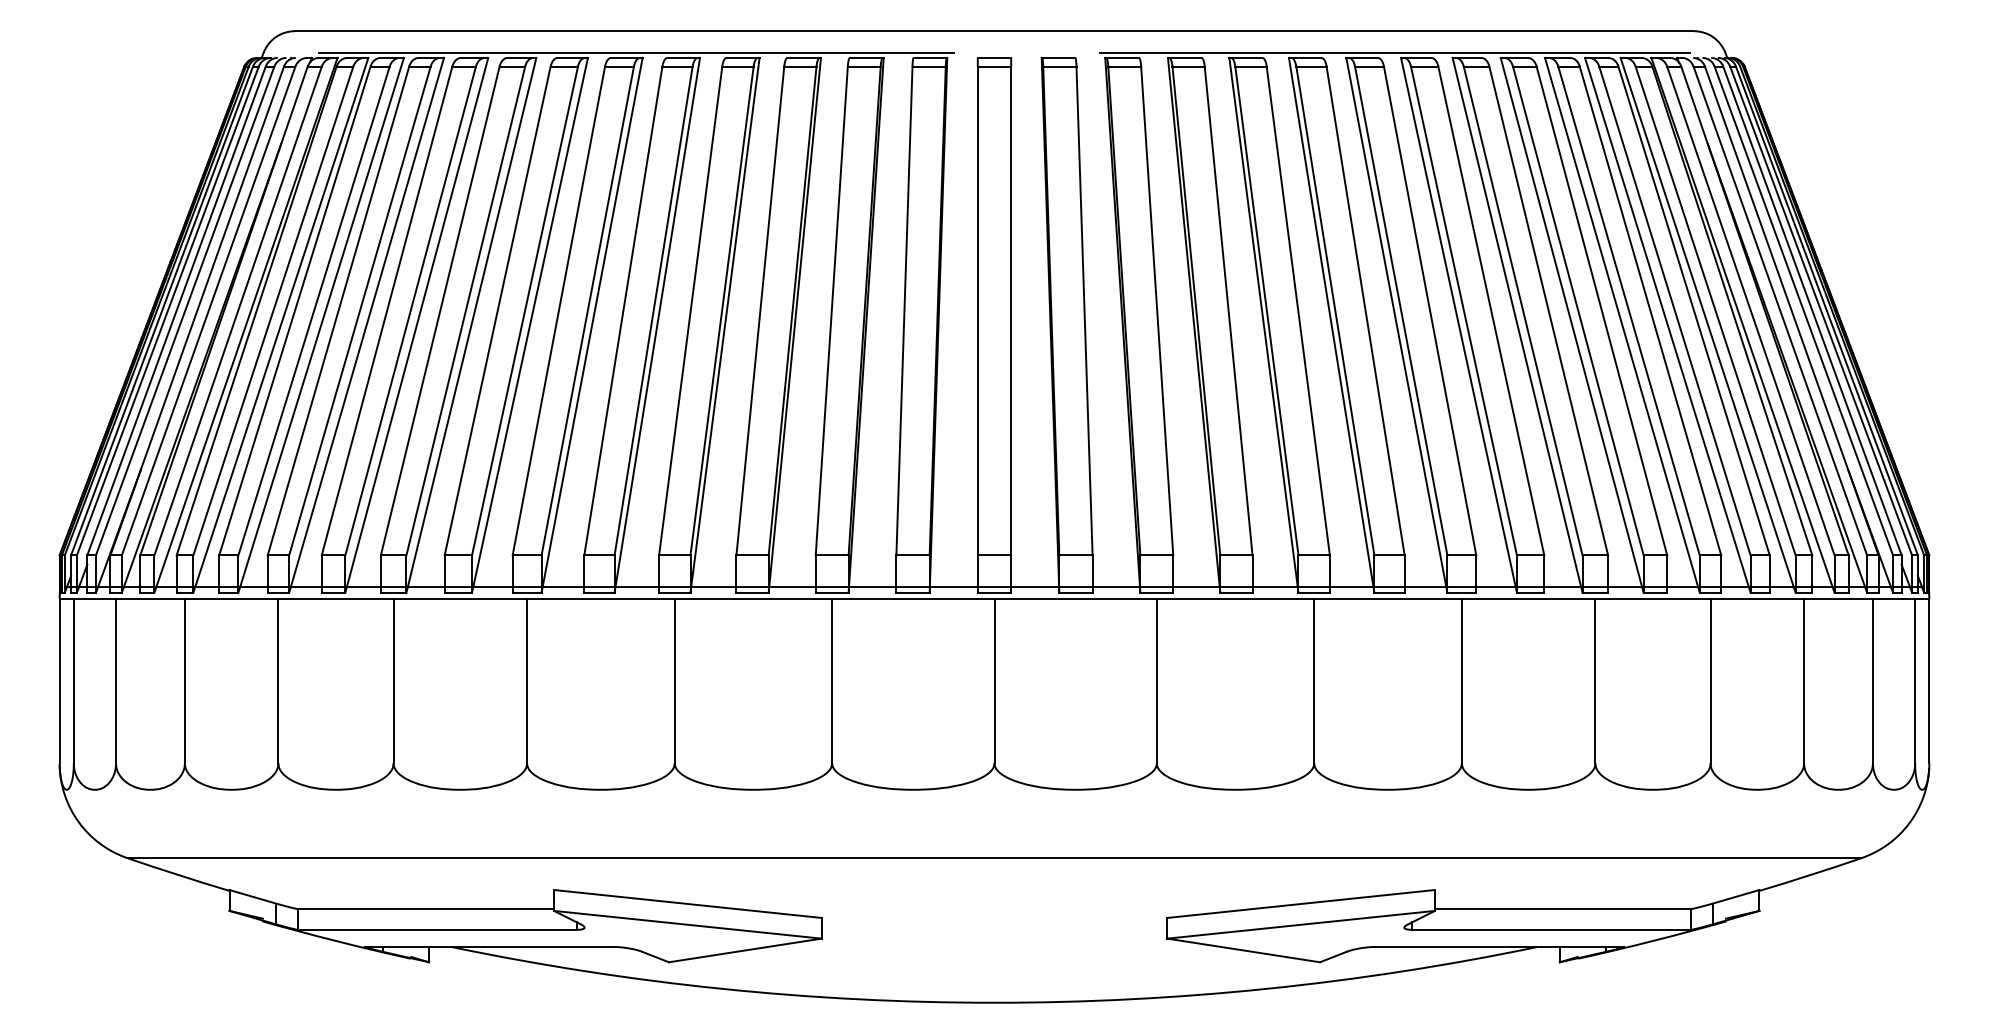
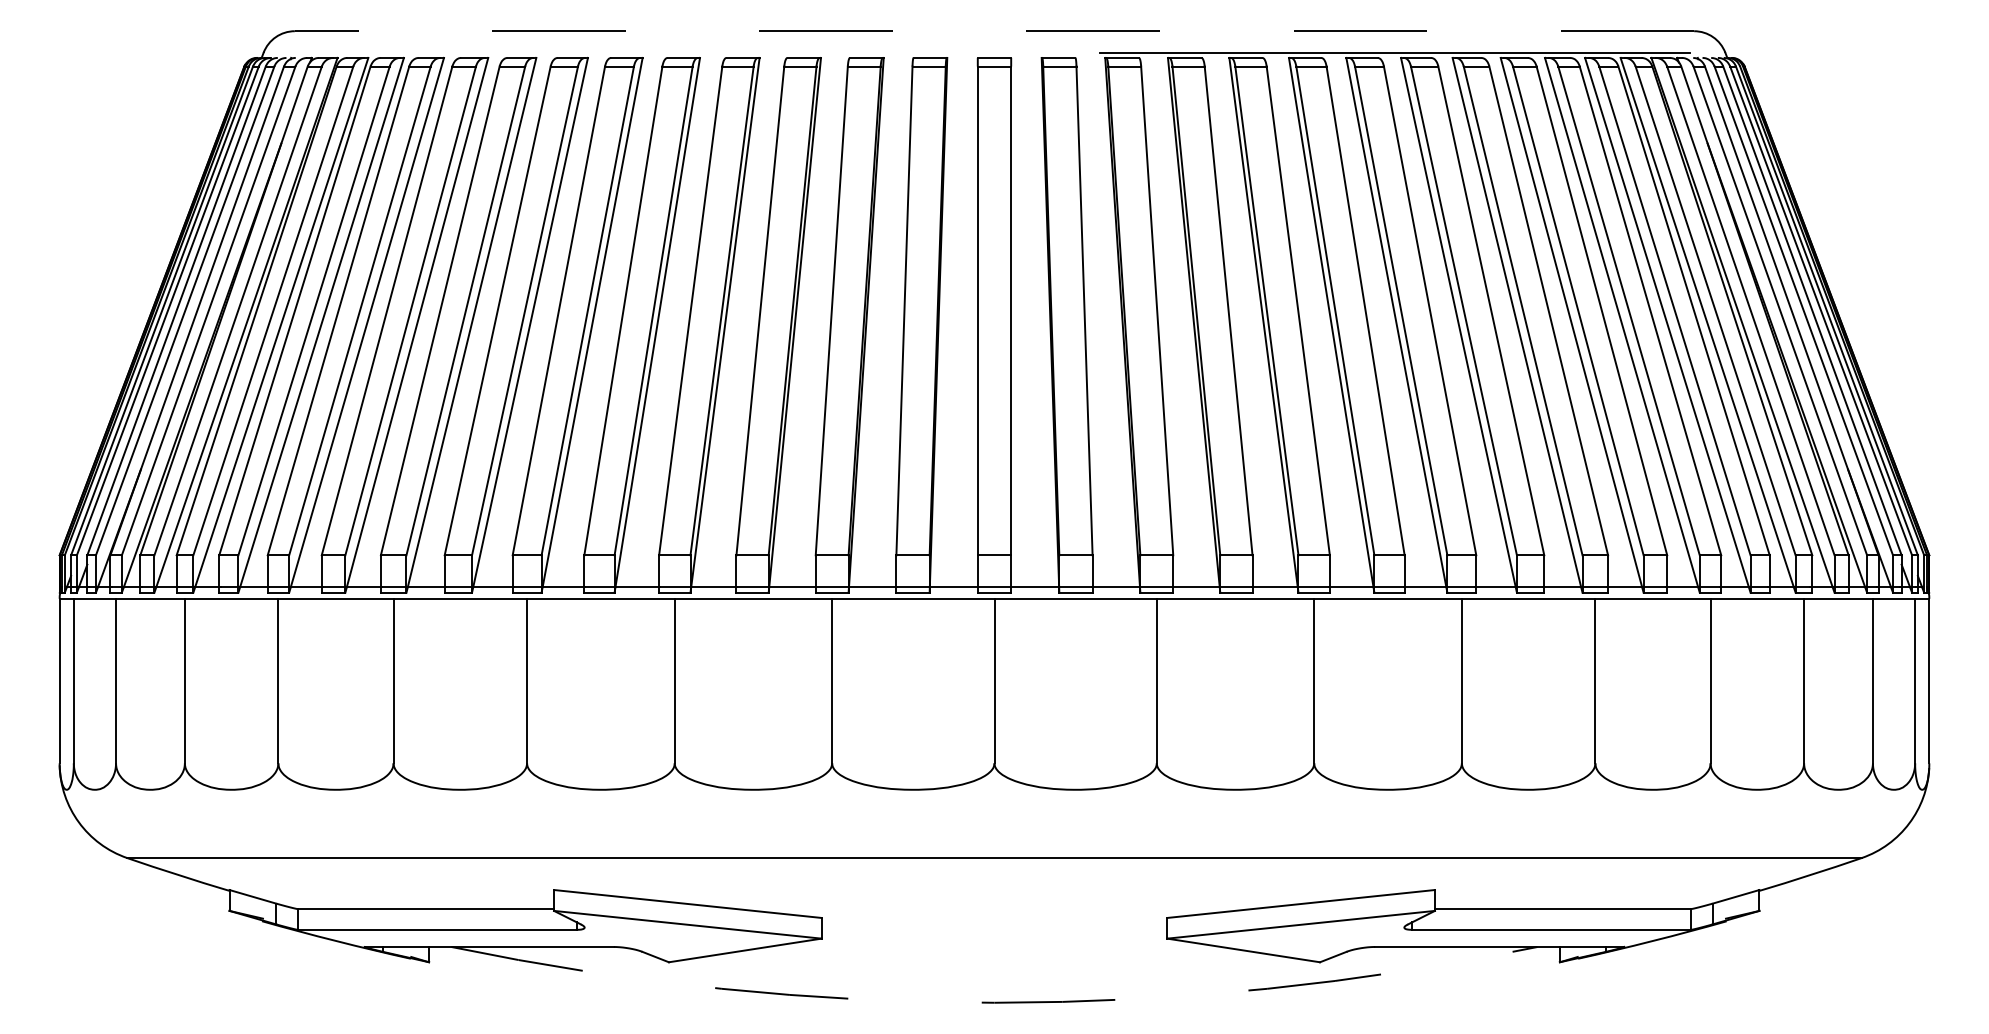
line: solid -> dashed (994, 31)
line: present -> none (636, 52)
arc: solid -> dashed (994, 1002)
